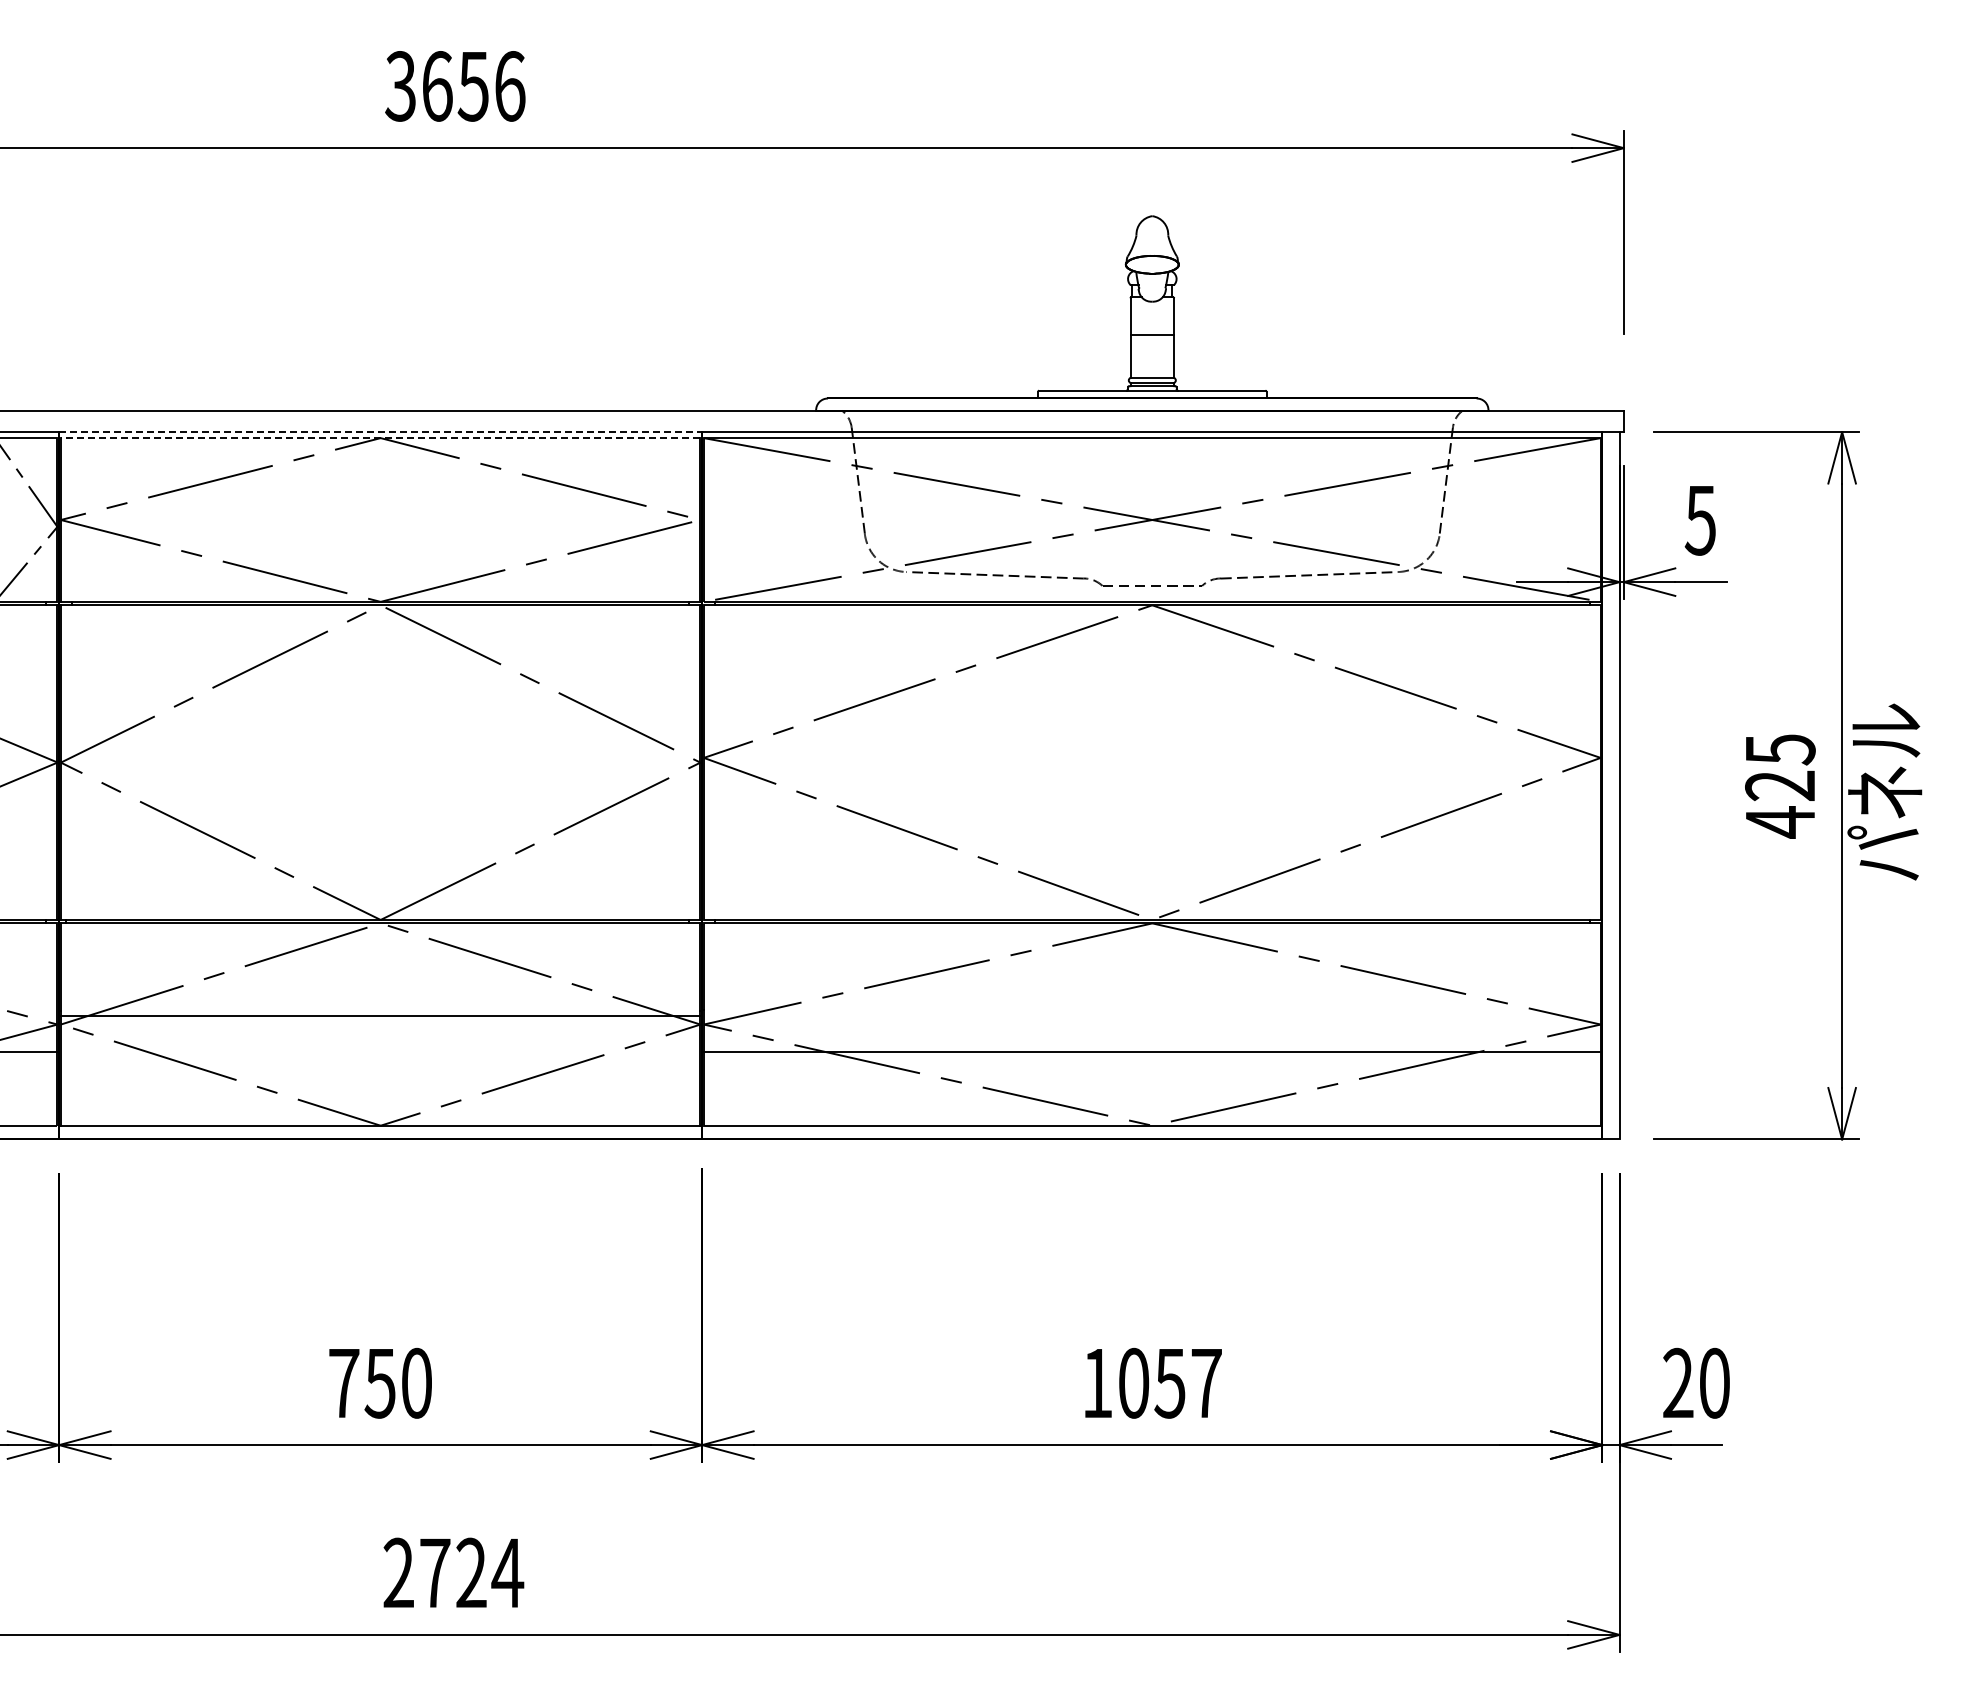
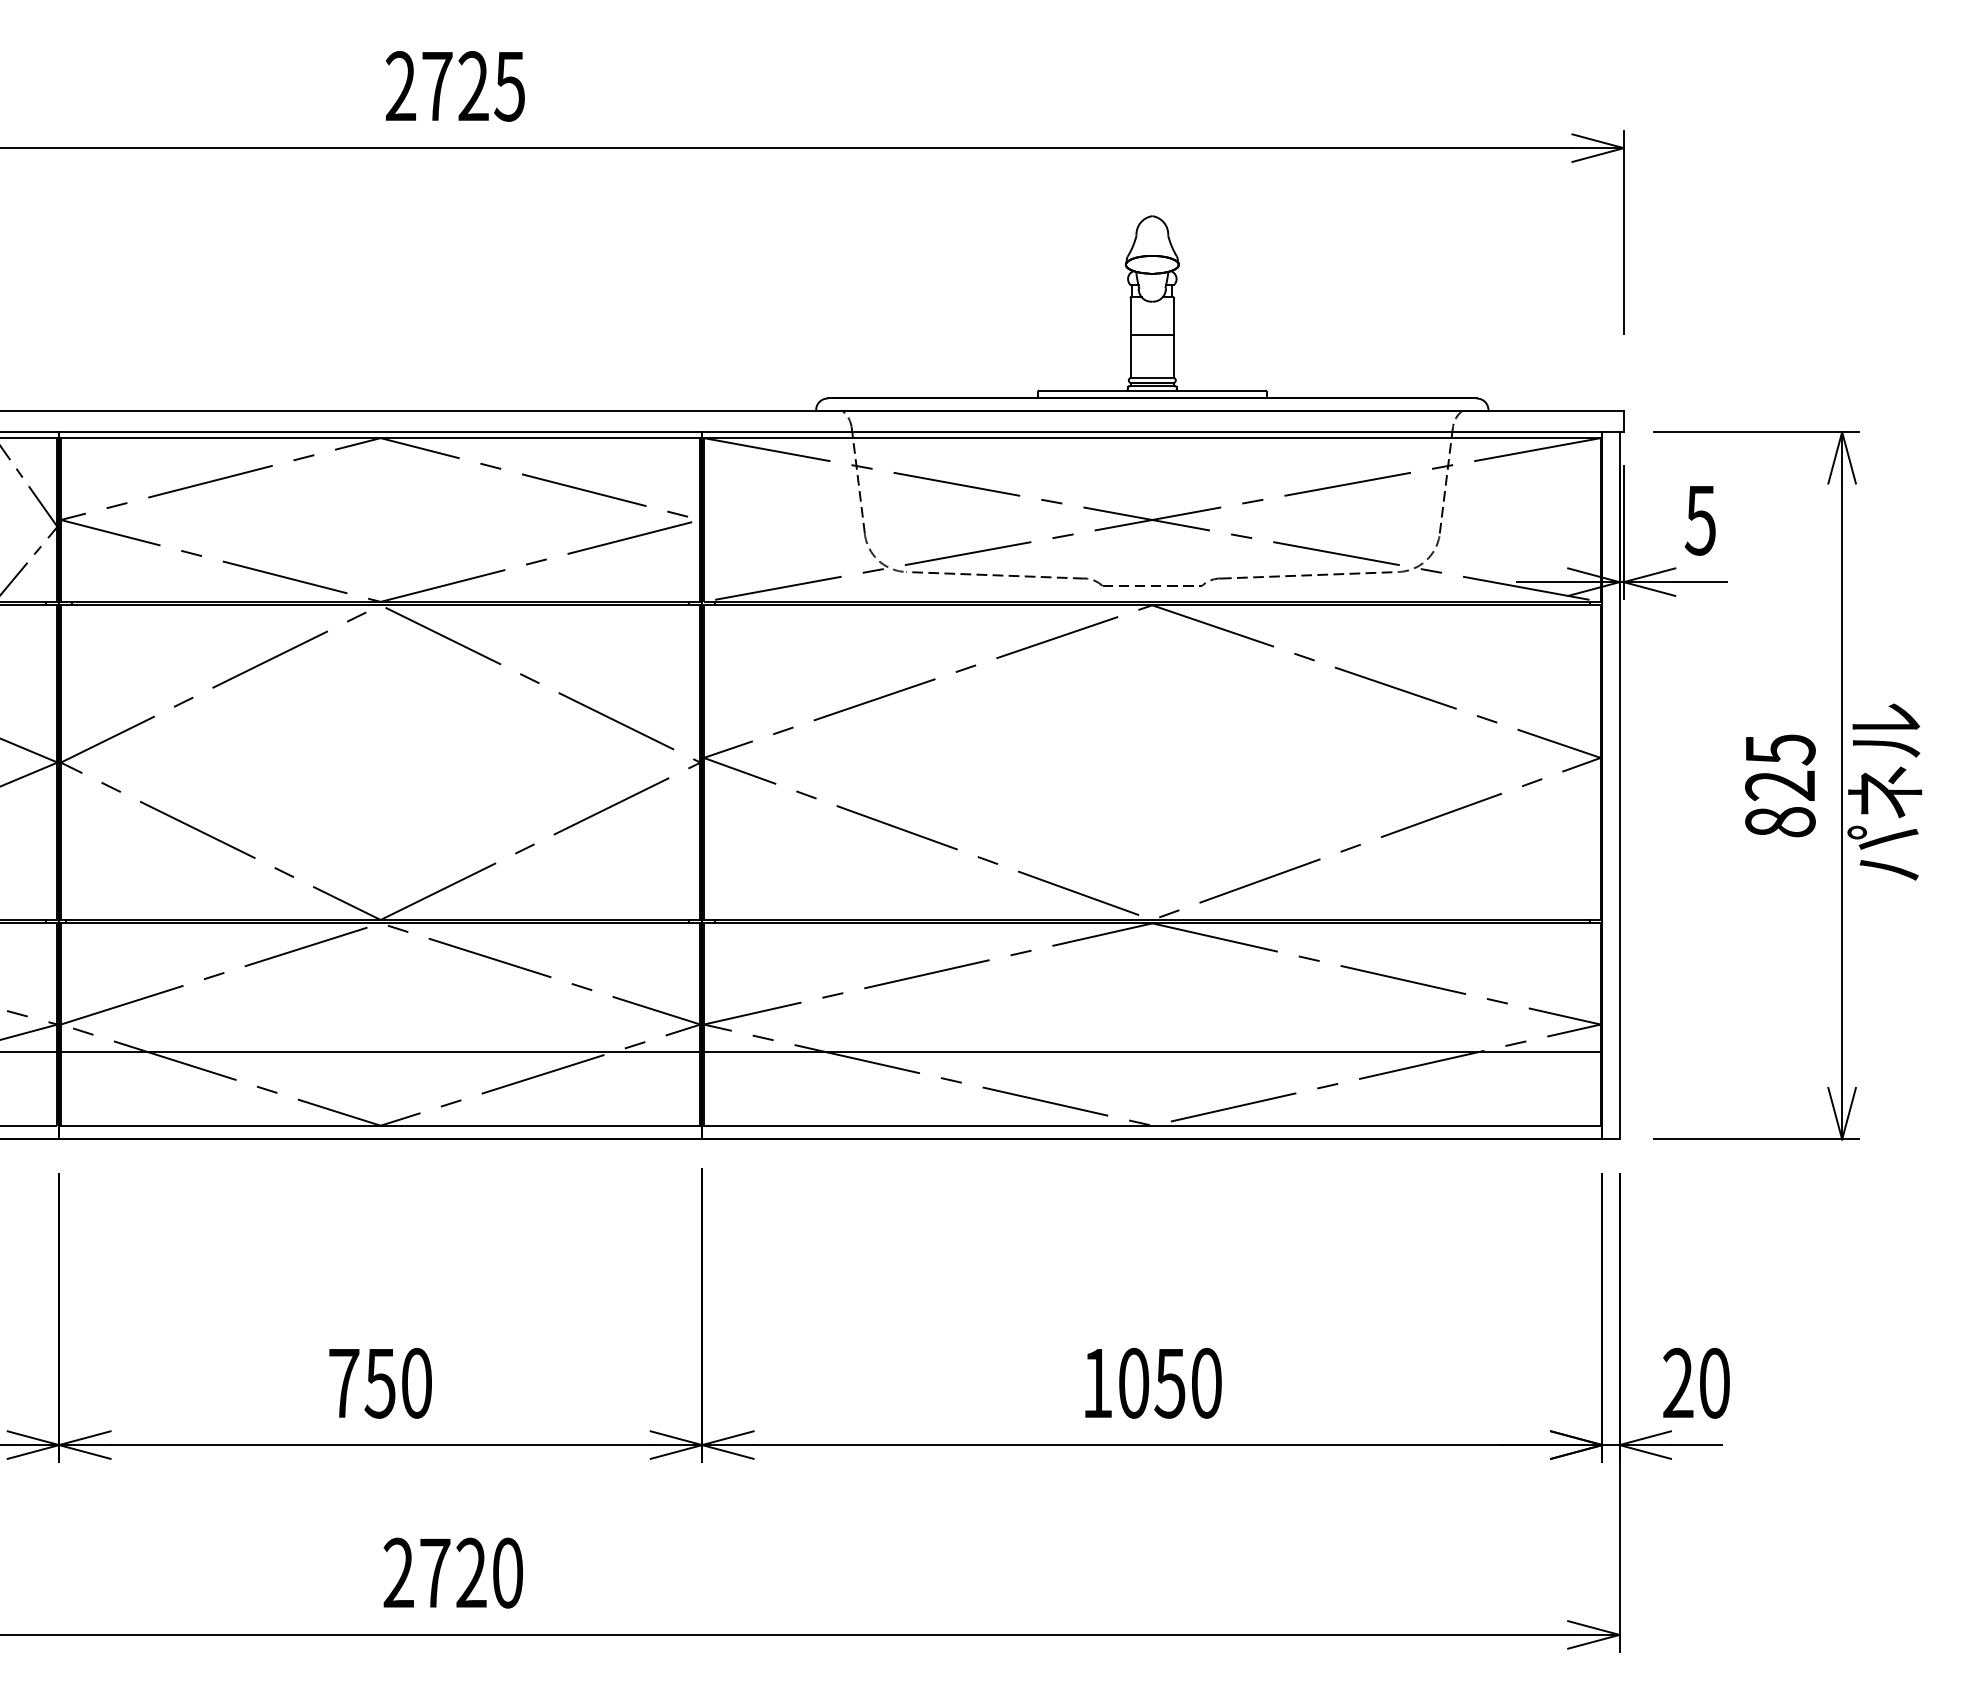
text: 3656 -> 2725 (455, 86)
line: dashed -> solid (380, 432)
line: dashed -> solid (380, 438)
text: 425 -> 825 (1780, 822)
line position: (380, 1016) -> (380, 1052) (380, 1052)
text: 1057 -> 1050 (1206, 1382)
text: 2724 -> 2720 (507, 1572)
